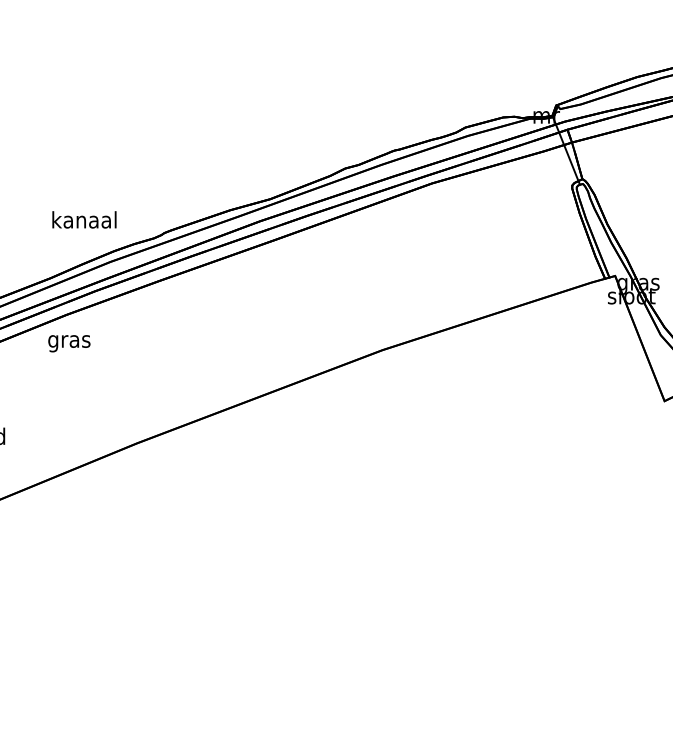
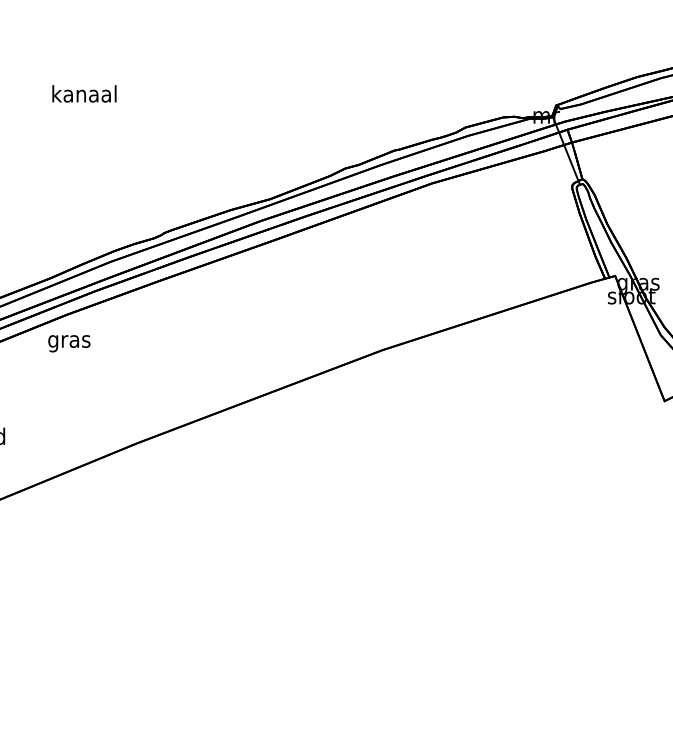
text position: (84, 219) -> (84, 93) (84, 93)
